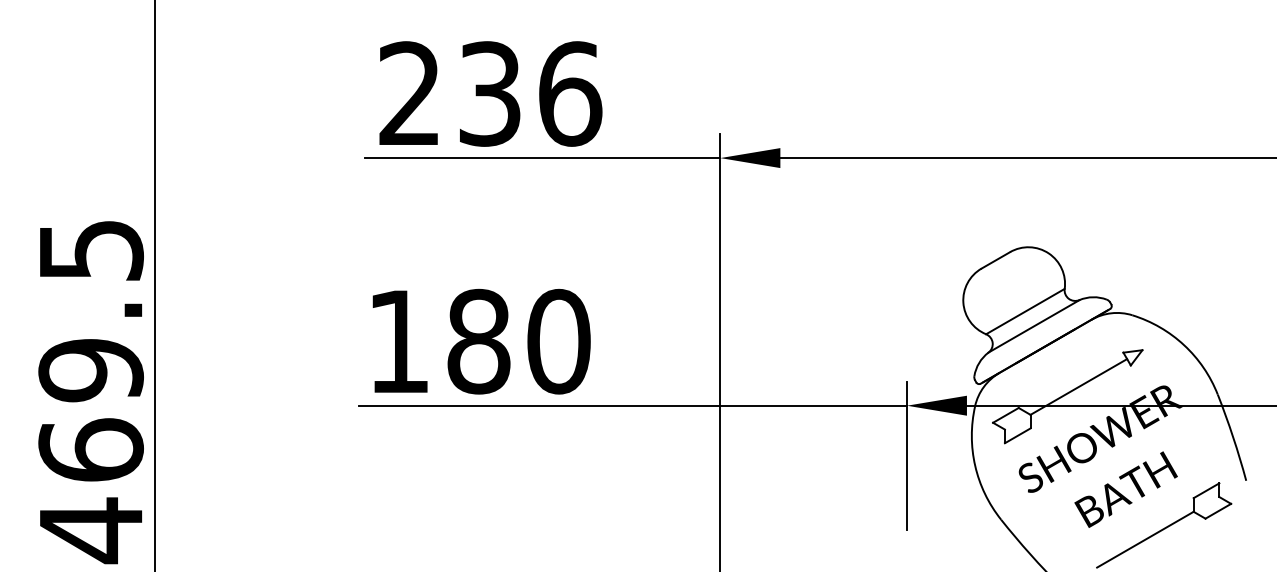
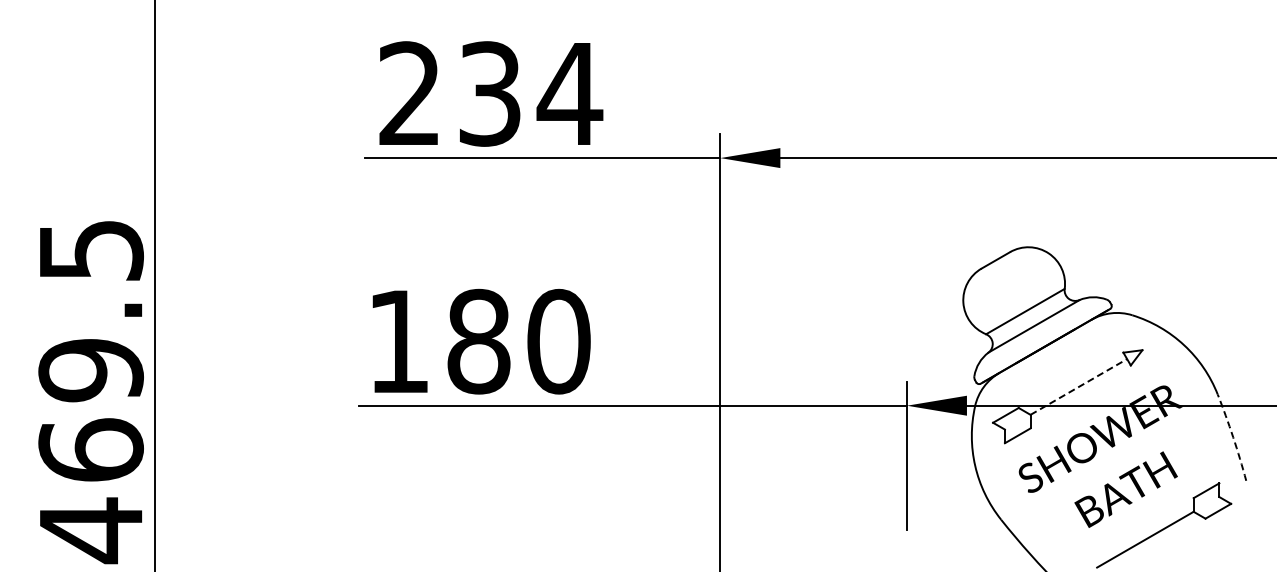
text: 236 -> 234 (569, 93)
line: solid -> dashed (1078, 386)
arc: solid -> dashed (1233, 437)
